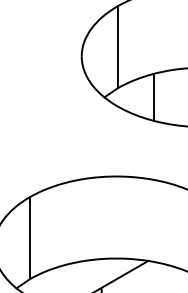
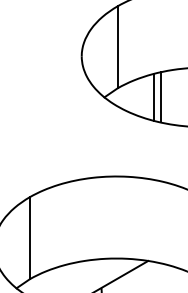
line: none -> present (161, 97)
